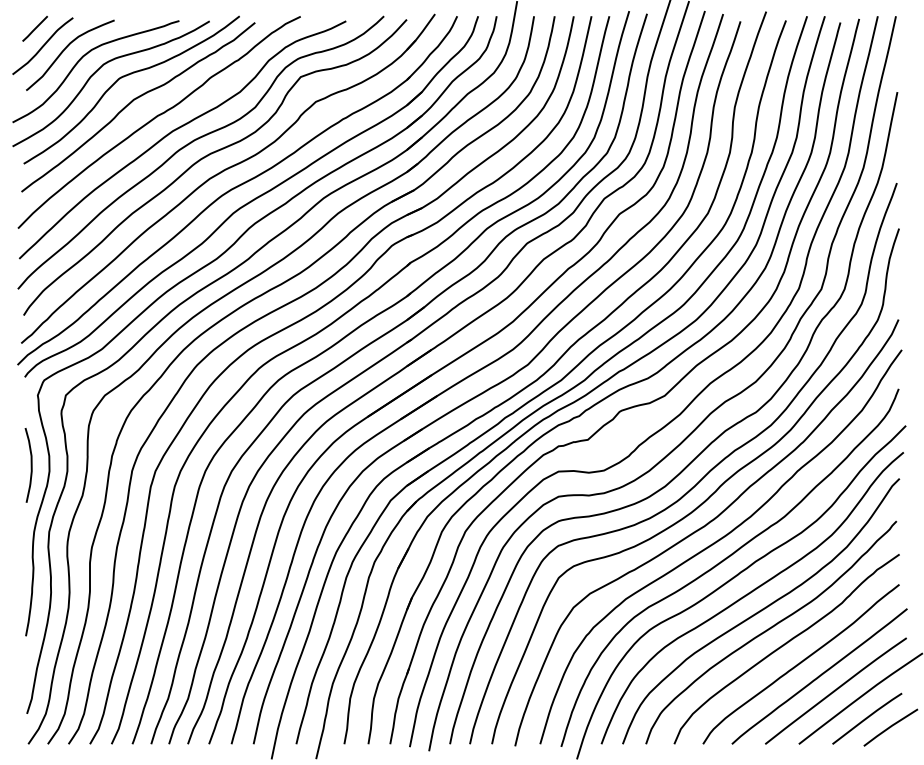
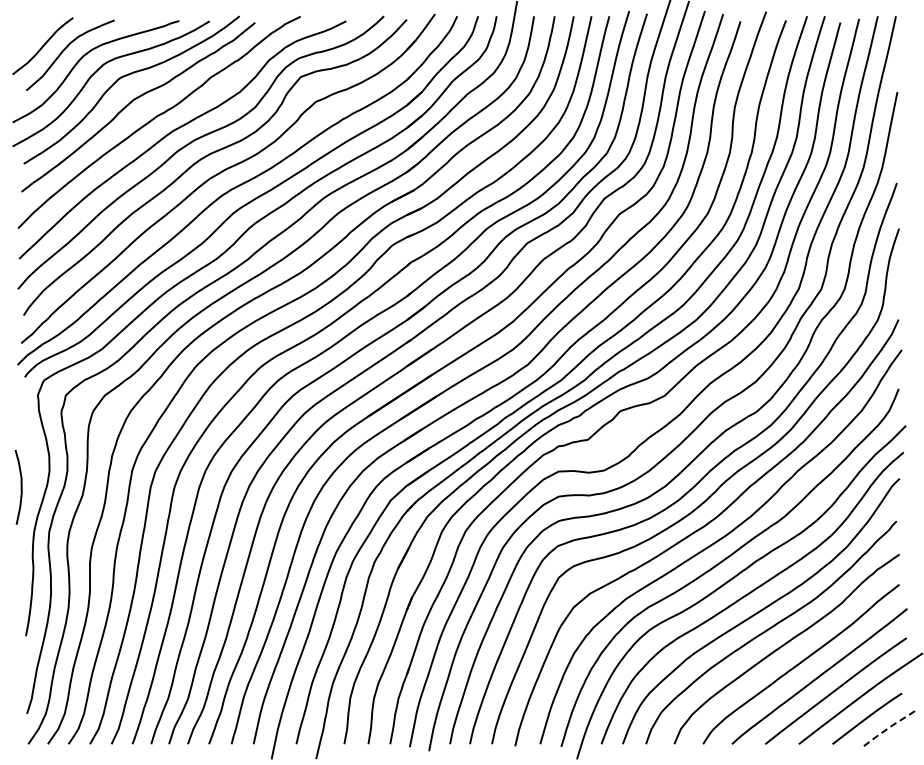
line: present -> none (34, 28)
curve position: (30, 465) -> (20, 487) (20, 487)
line: solid -> dashed (890, 726)
